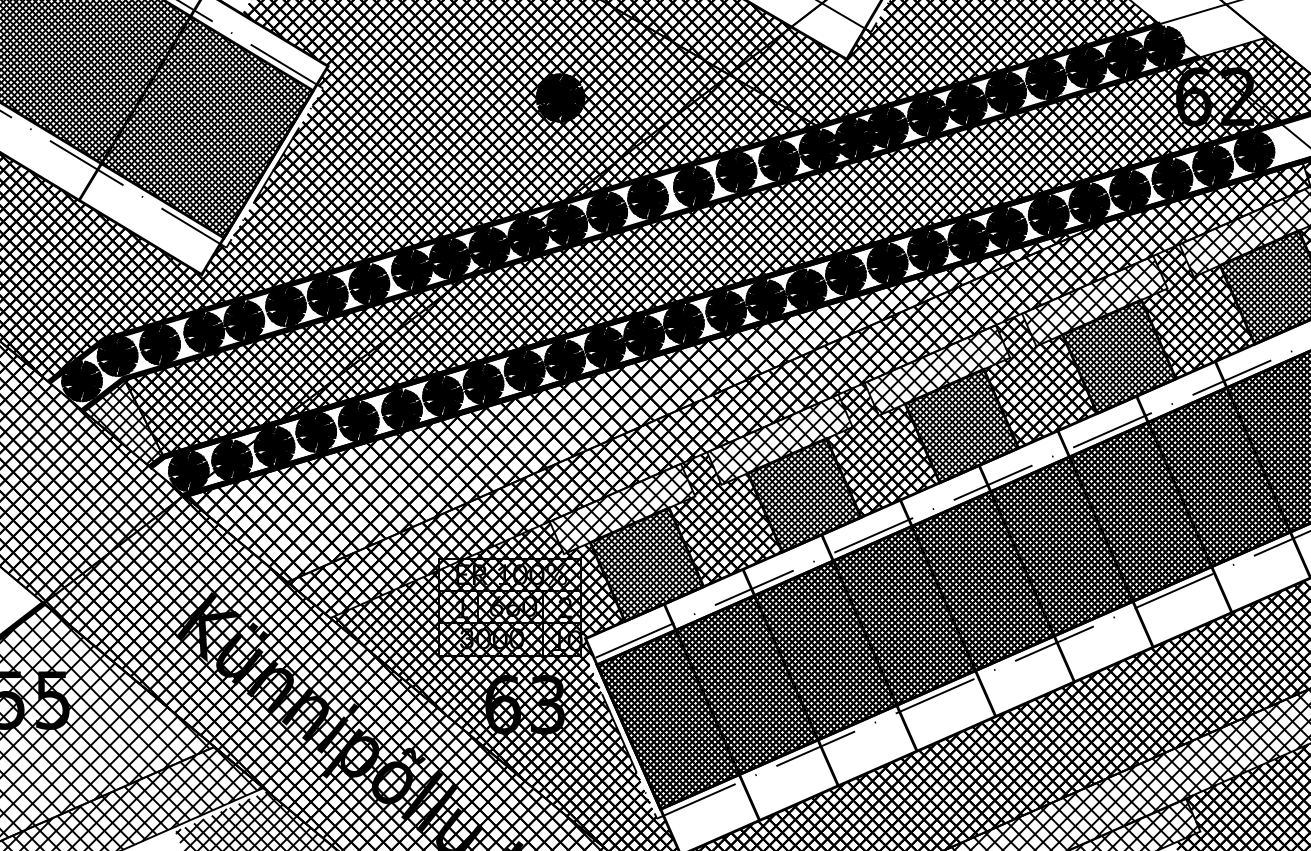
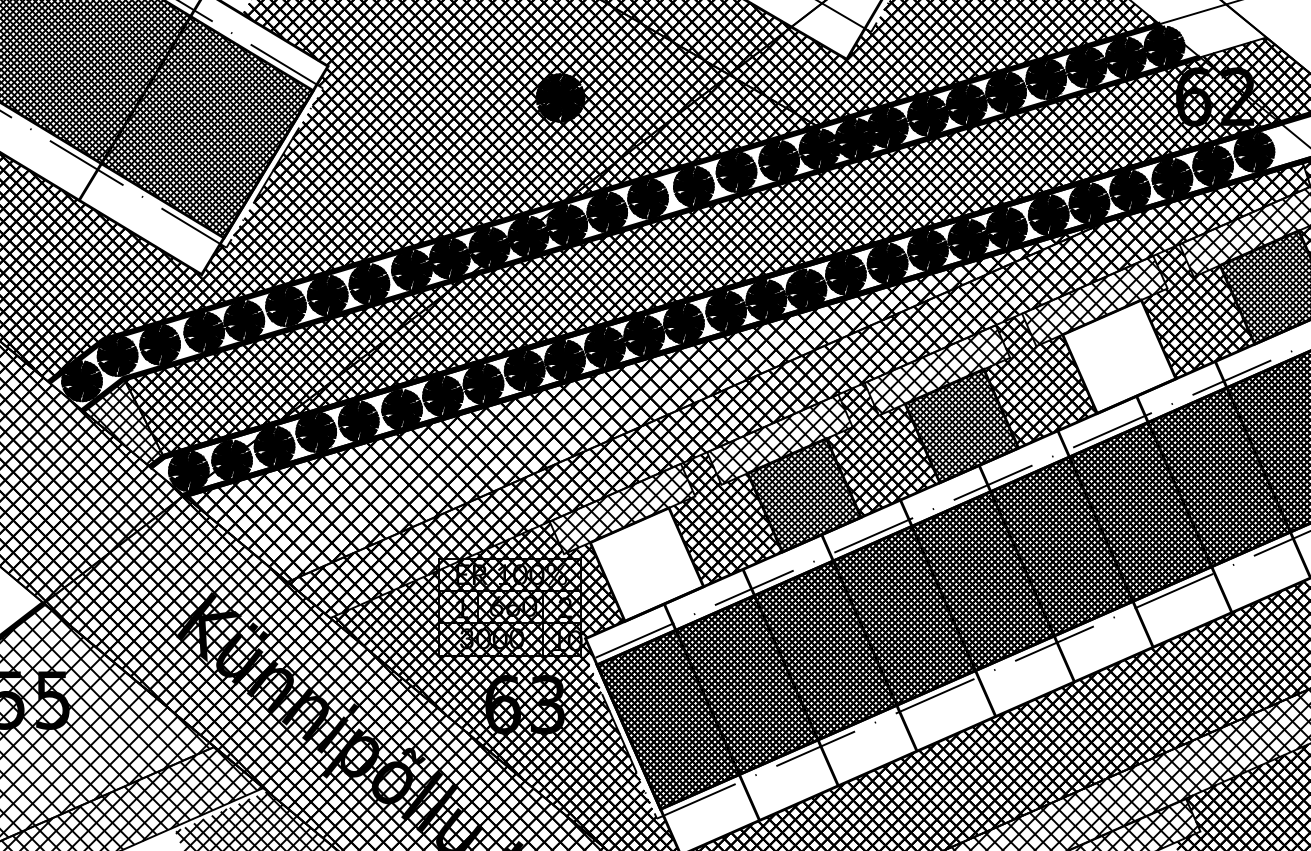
hatch: present -> none (1118, 356)
hatch: present -> none (646, 564)
